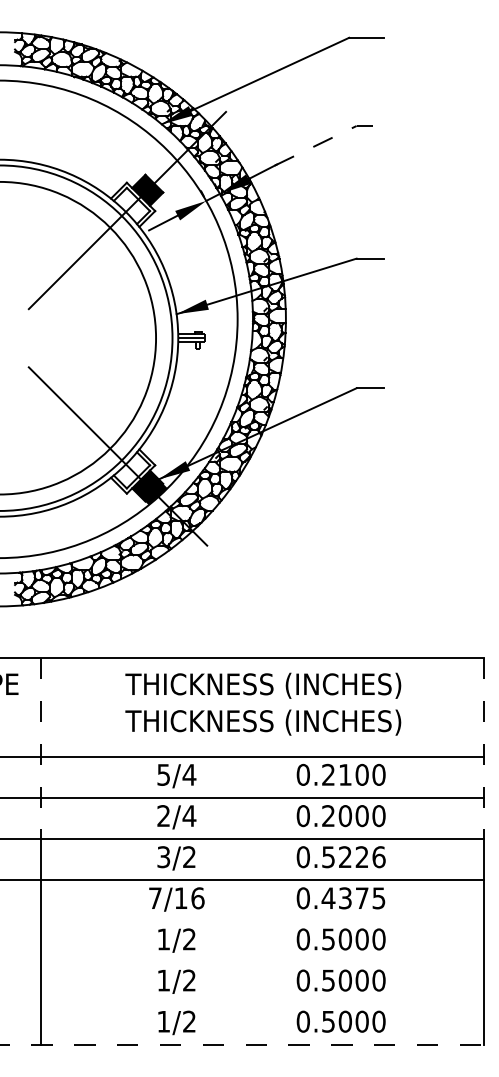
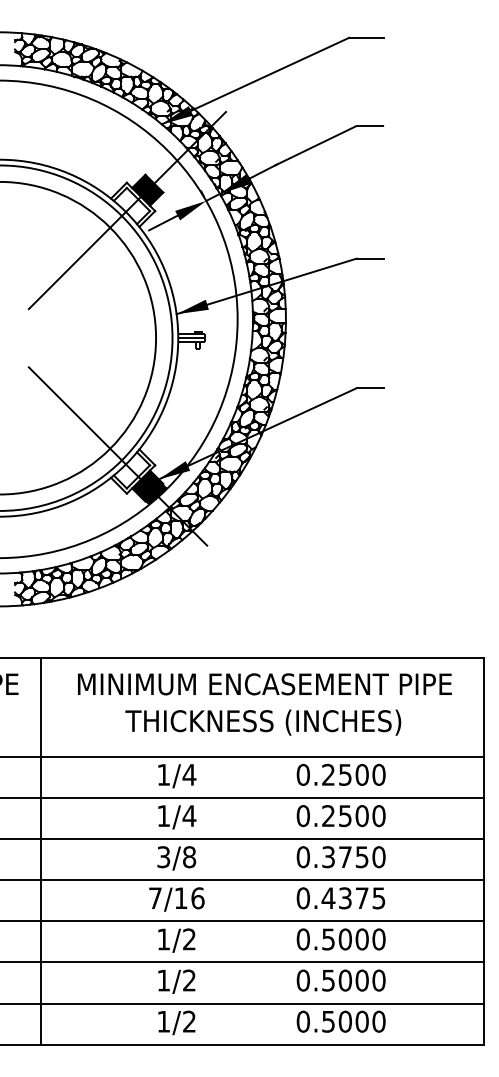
line: dashed -> solid (328, 139)
text: THICKNESS (INCHES) -> MINIMUM ENCASEMENT PIPE (264, 685)
line: dashed -> solid (40, 749)
line: dashed -> solid (483, 749)
text: 5/4 -> 1/4 (163, 774)
text: 0.2100 -> 0.2500 (345, 774)
text: 2/4 -> 1/4 (163, 815)
text: 0.2000 -> 0.2500 (344, 816)
text: 3/2 -> 3/8 (189, 857)
text: 0.5226 -> 0.3750 (353, 857)
line: none -> present (242, 921)
line: none -> present (242, 962)
line: none -> present (242, 1003)
line: dashed -> solid (242, 1044)
